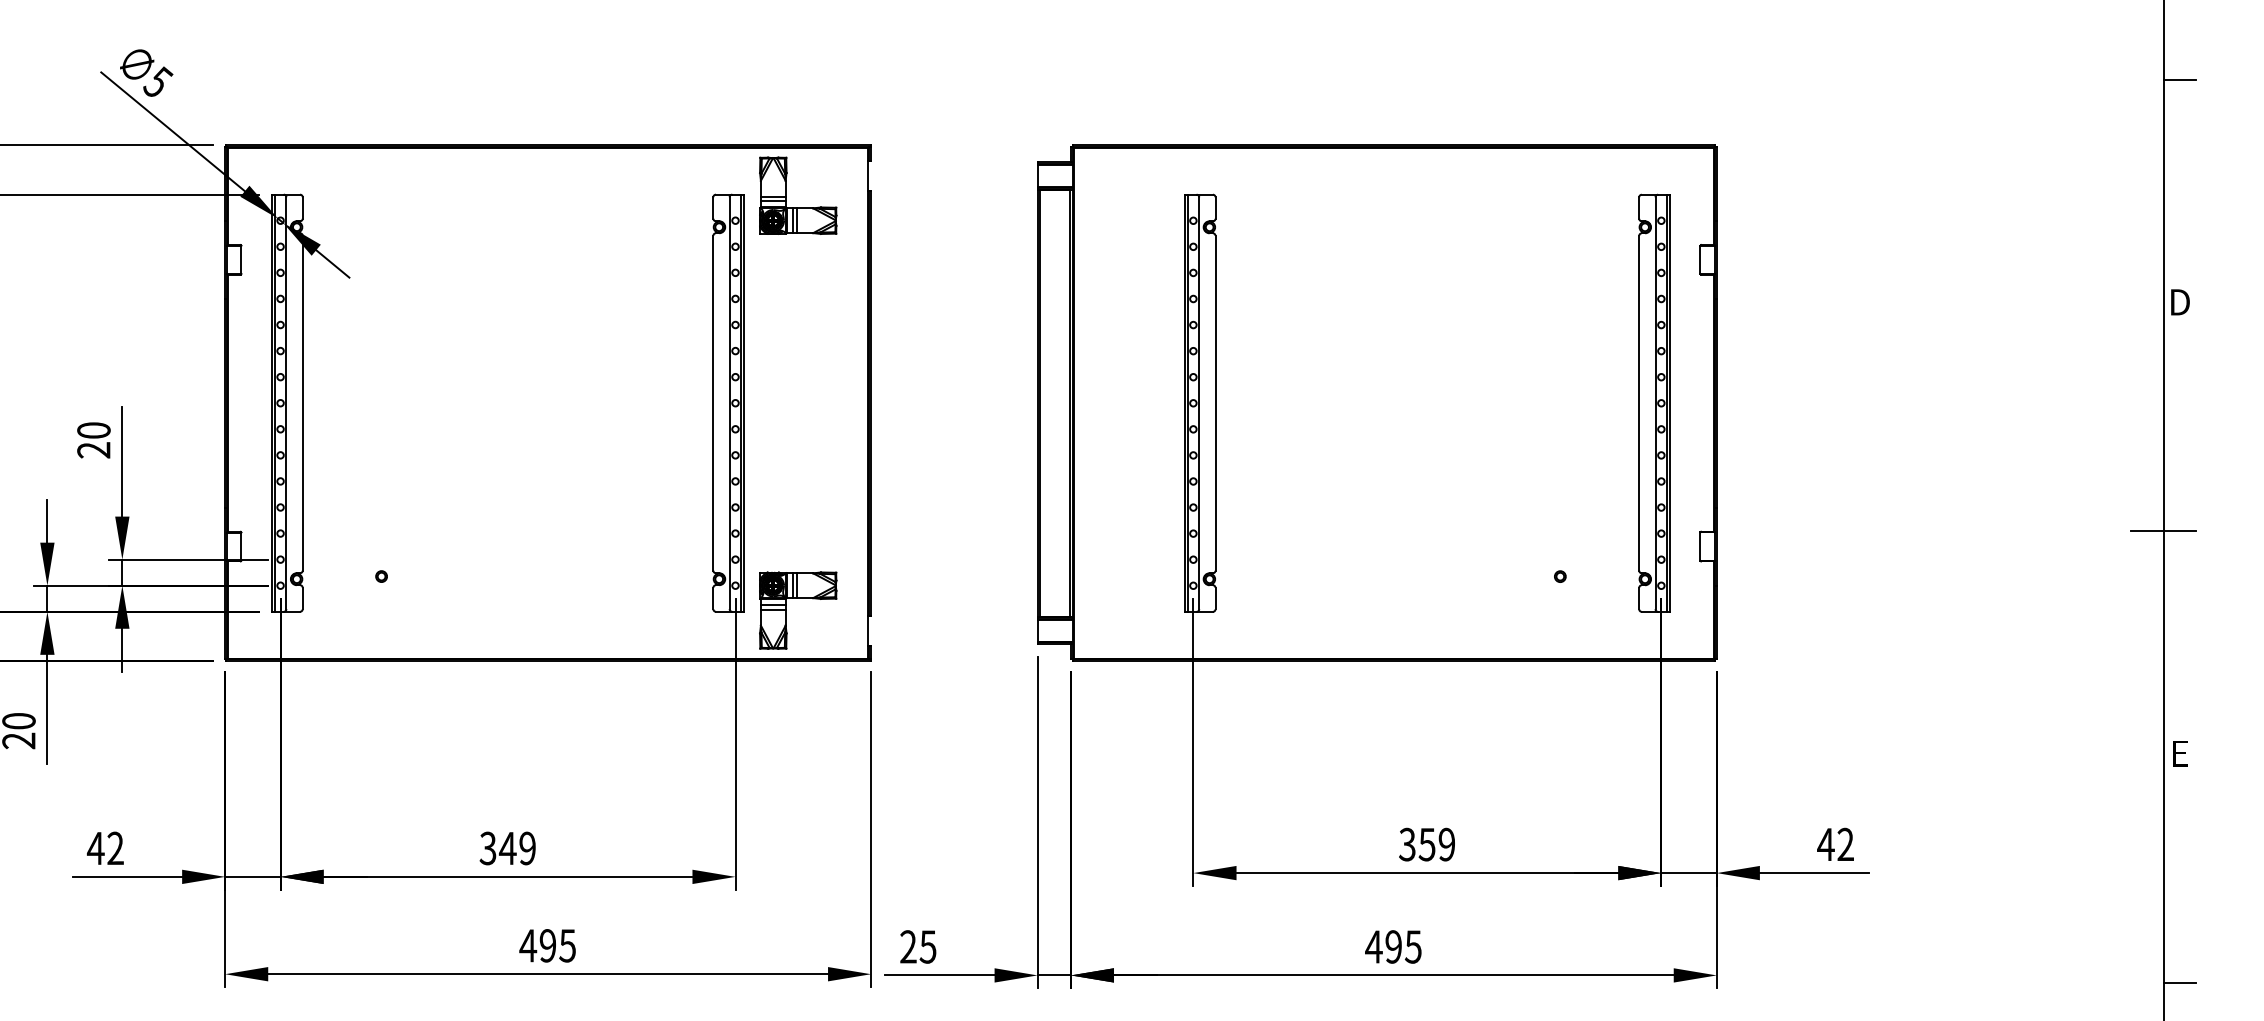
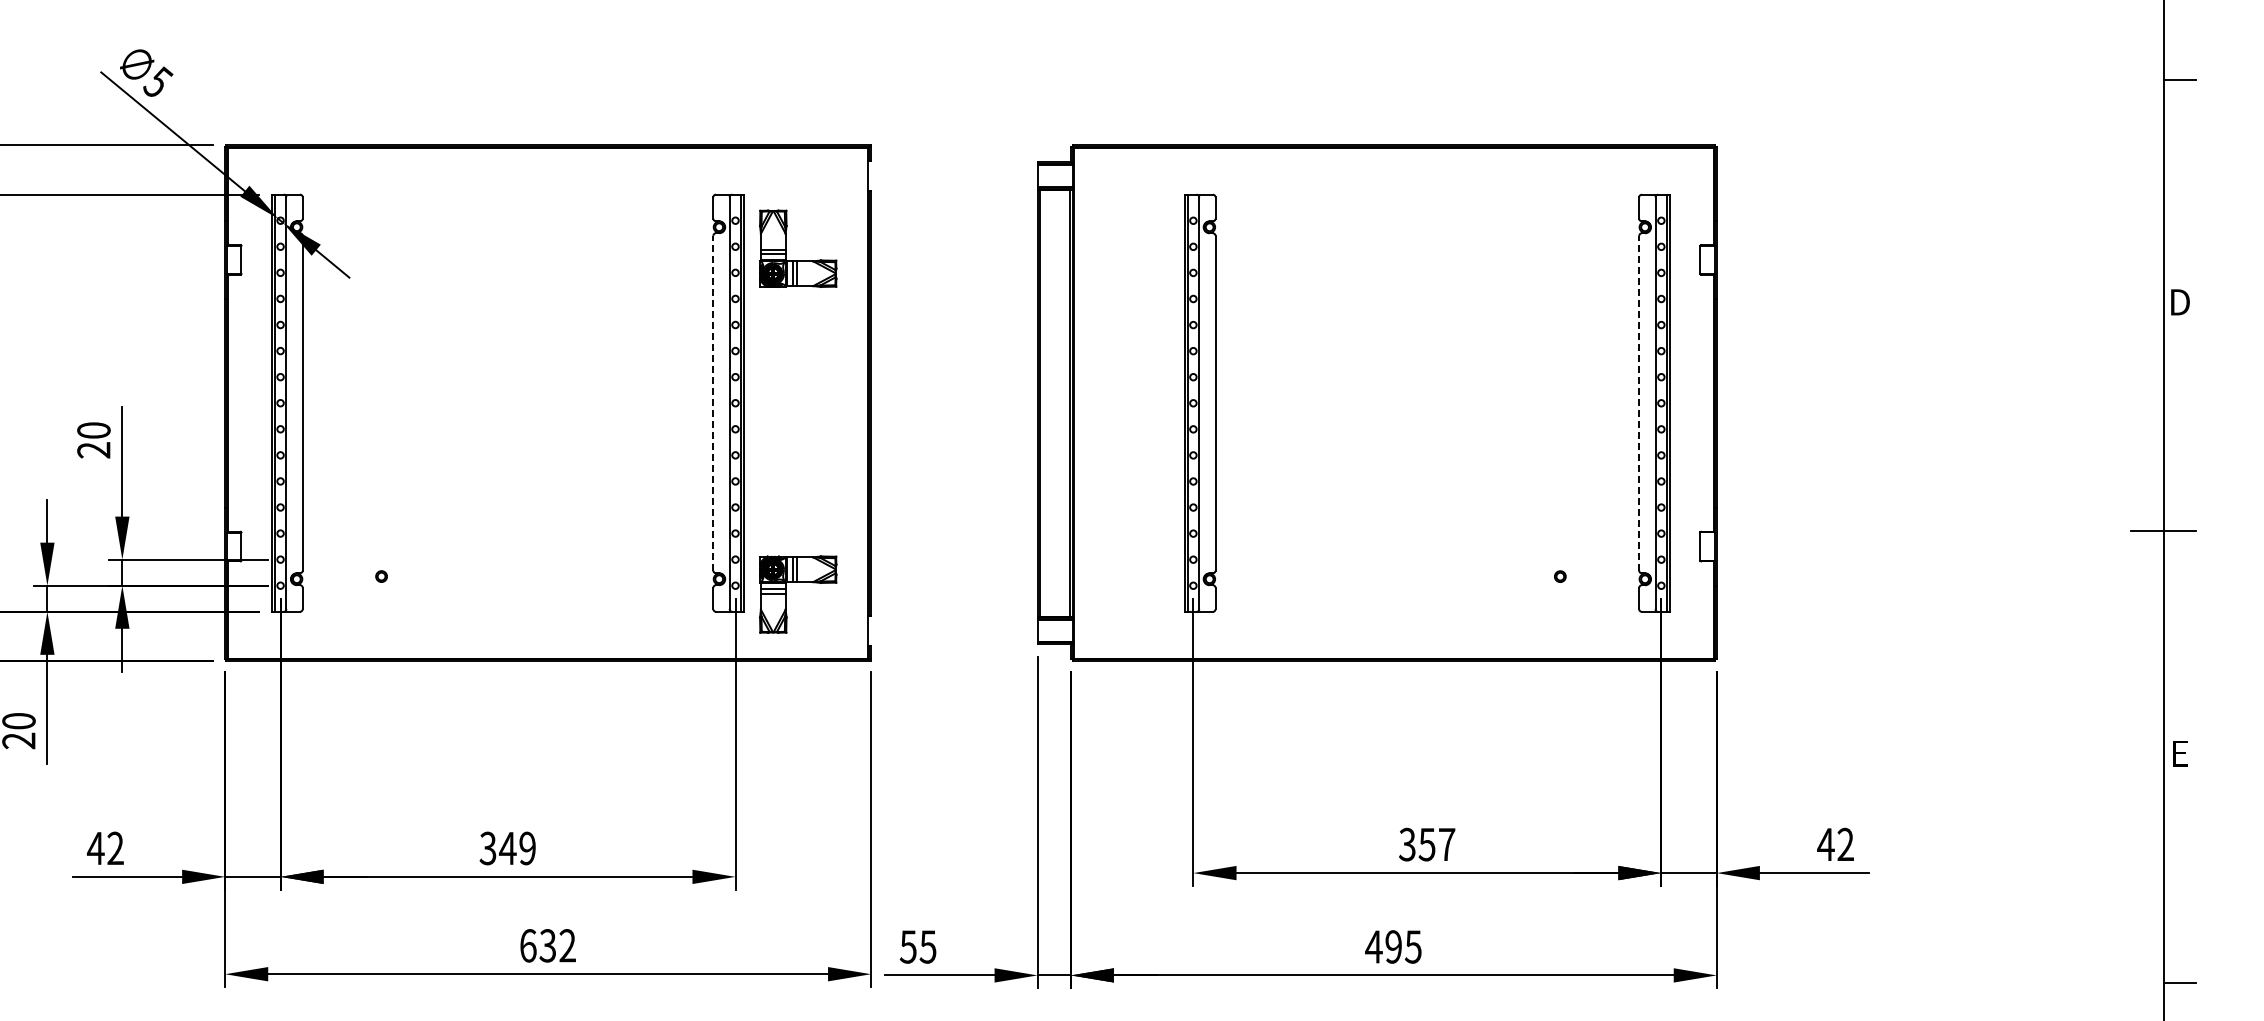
part position: (786, 195) -> (786, 248) (786, 248)
line: solid -> dashed (713, 402)
line: solid -> dashed (1639, 402)
part position: (798, 598) -> (798, 582) (798, 582)
text: 359 -> 357 (1446, 844)
text: 495 -> 632 (547, 945)
text: 25 -> 55 (907, 946)
